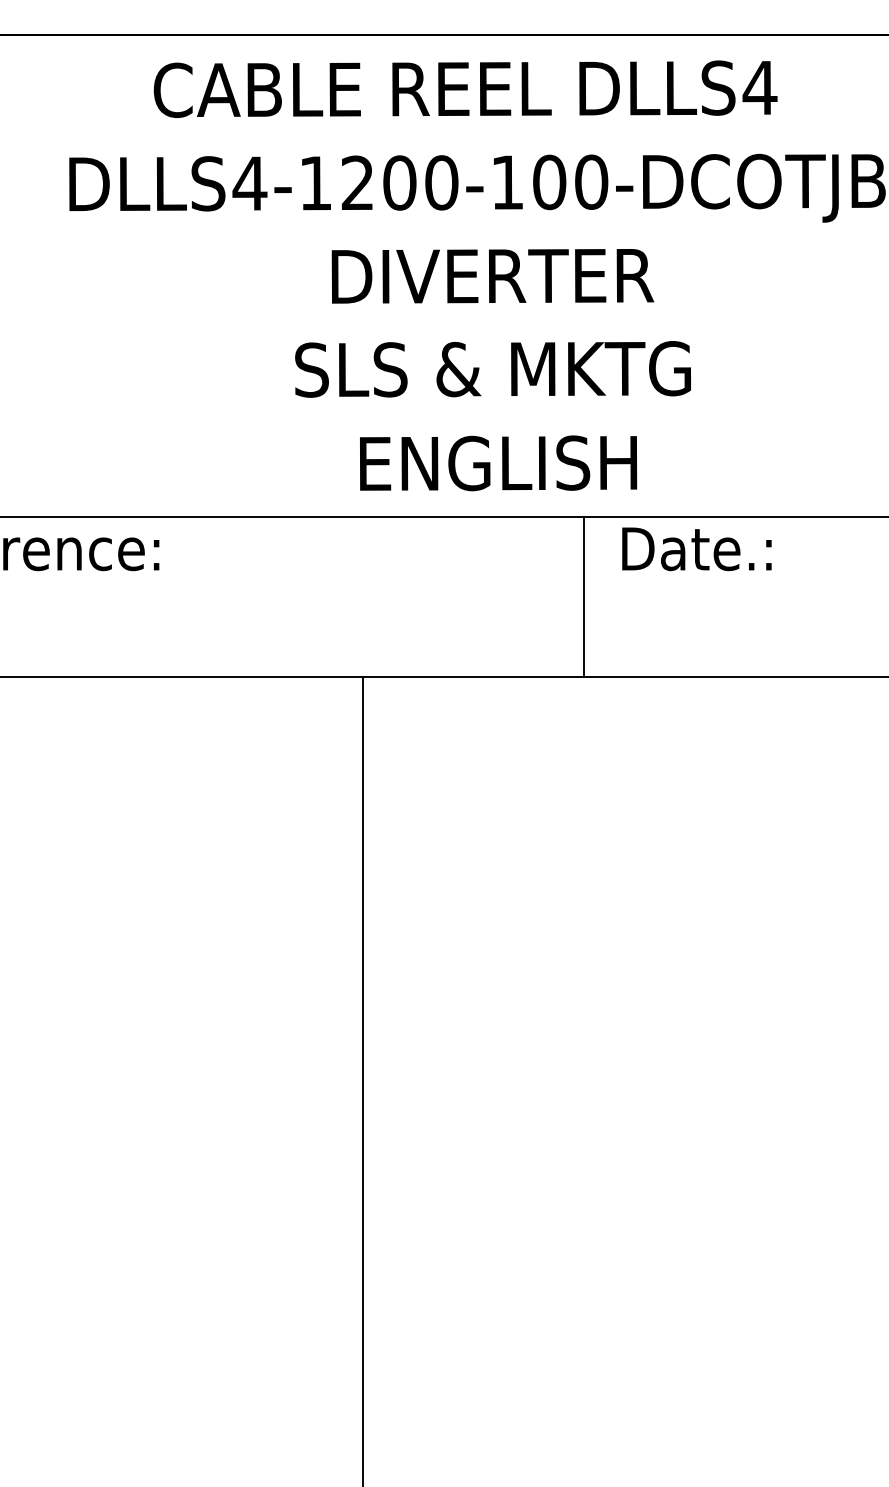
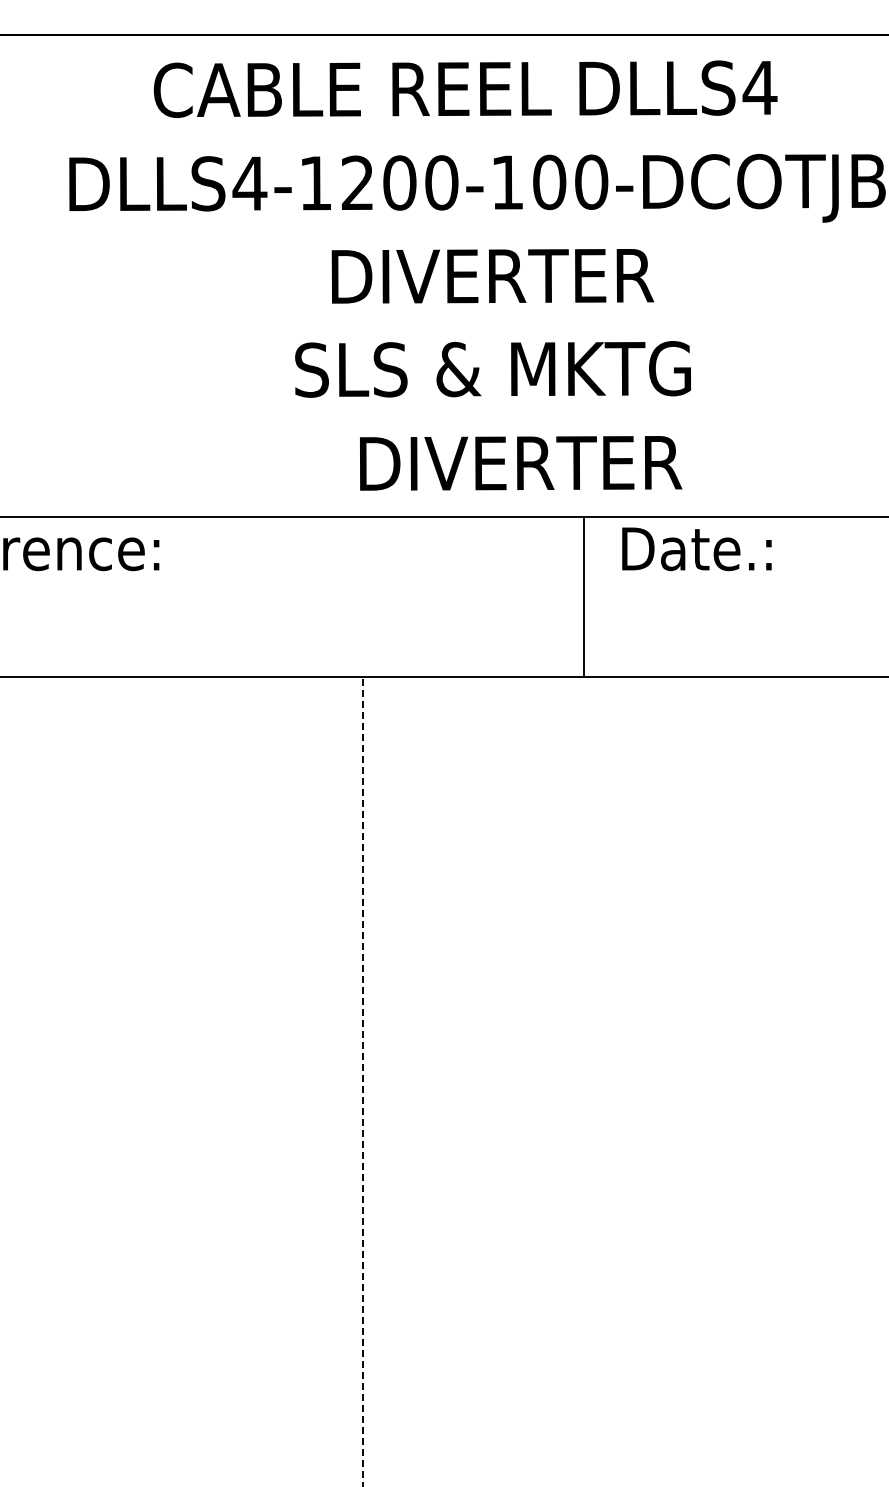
text: ENGLISH -> DIVERTER (524, 463)
line: solid -> dashed (363, 1082)
